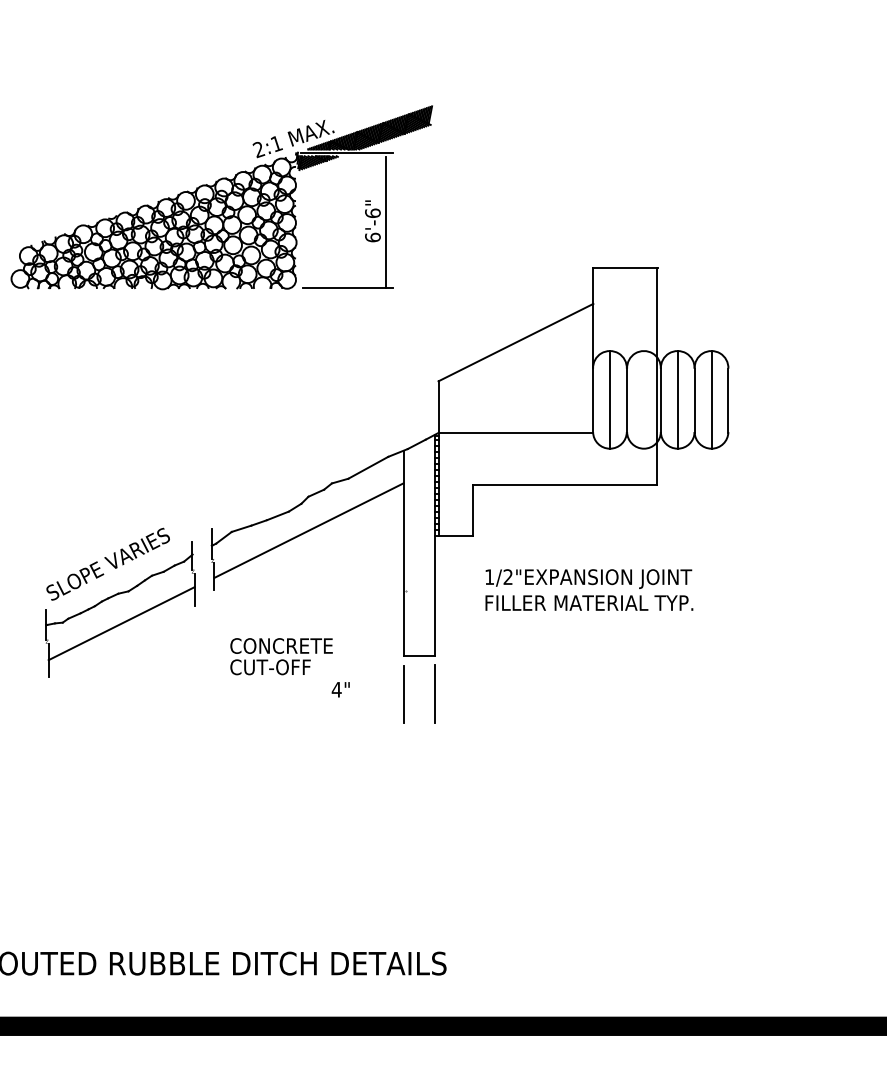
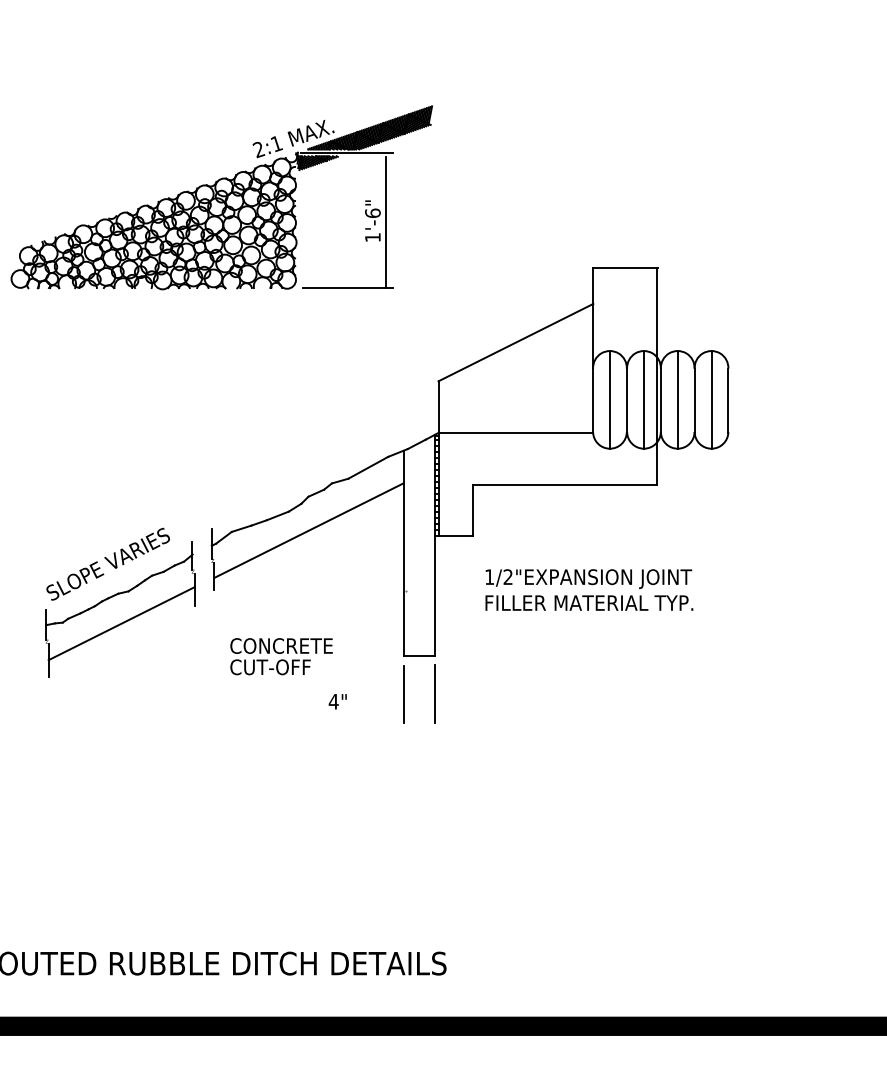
text: 6'-6" -> 1'-6" (372, 237)
line: none -> present (644, 399)
text position: (340, 689) -> (337, 701) (337, 701)
